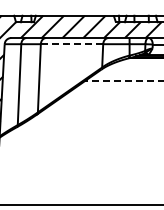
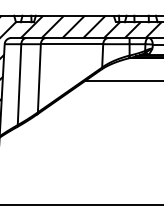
line: dashed -> solid (72, 44)
line: dashed -> solid (123, 81)
